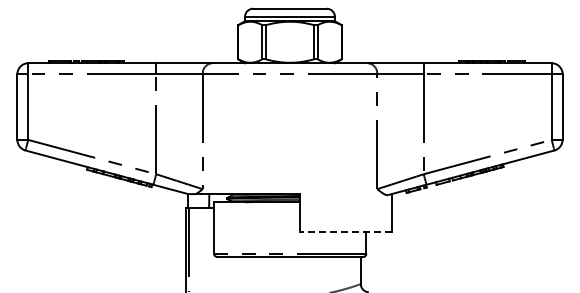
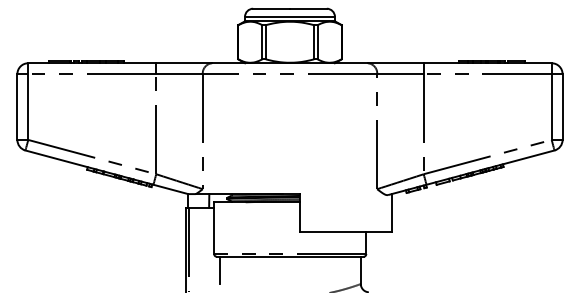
line: dashed -> solid (345, 232)
line: none -> present (219, 270)
